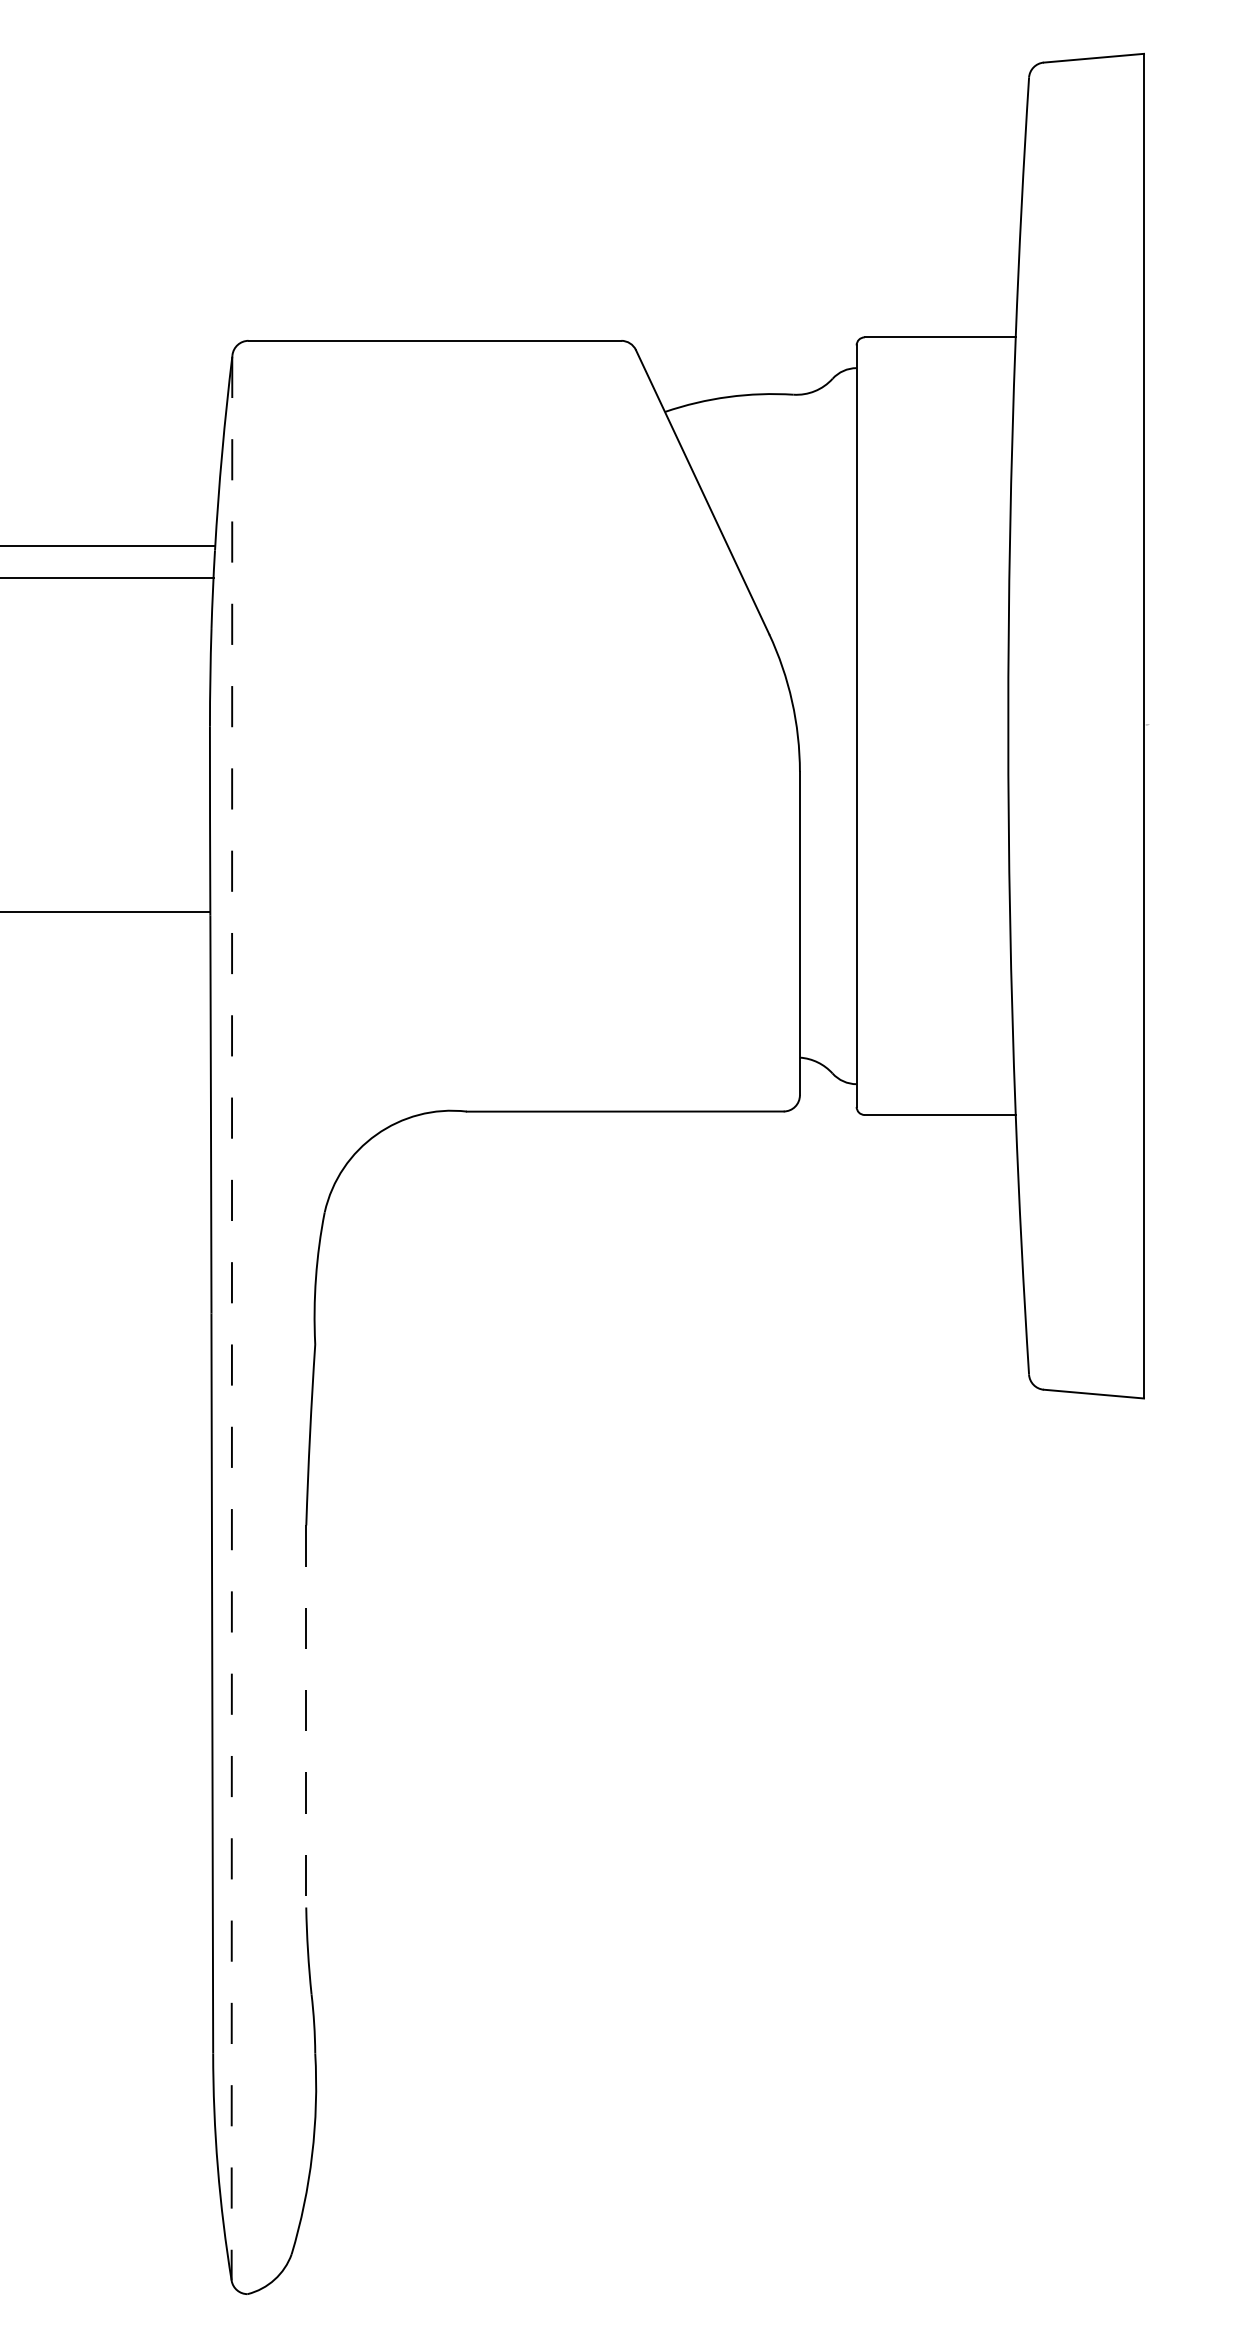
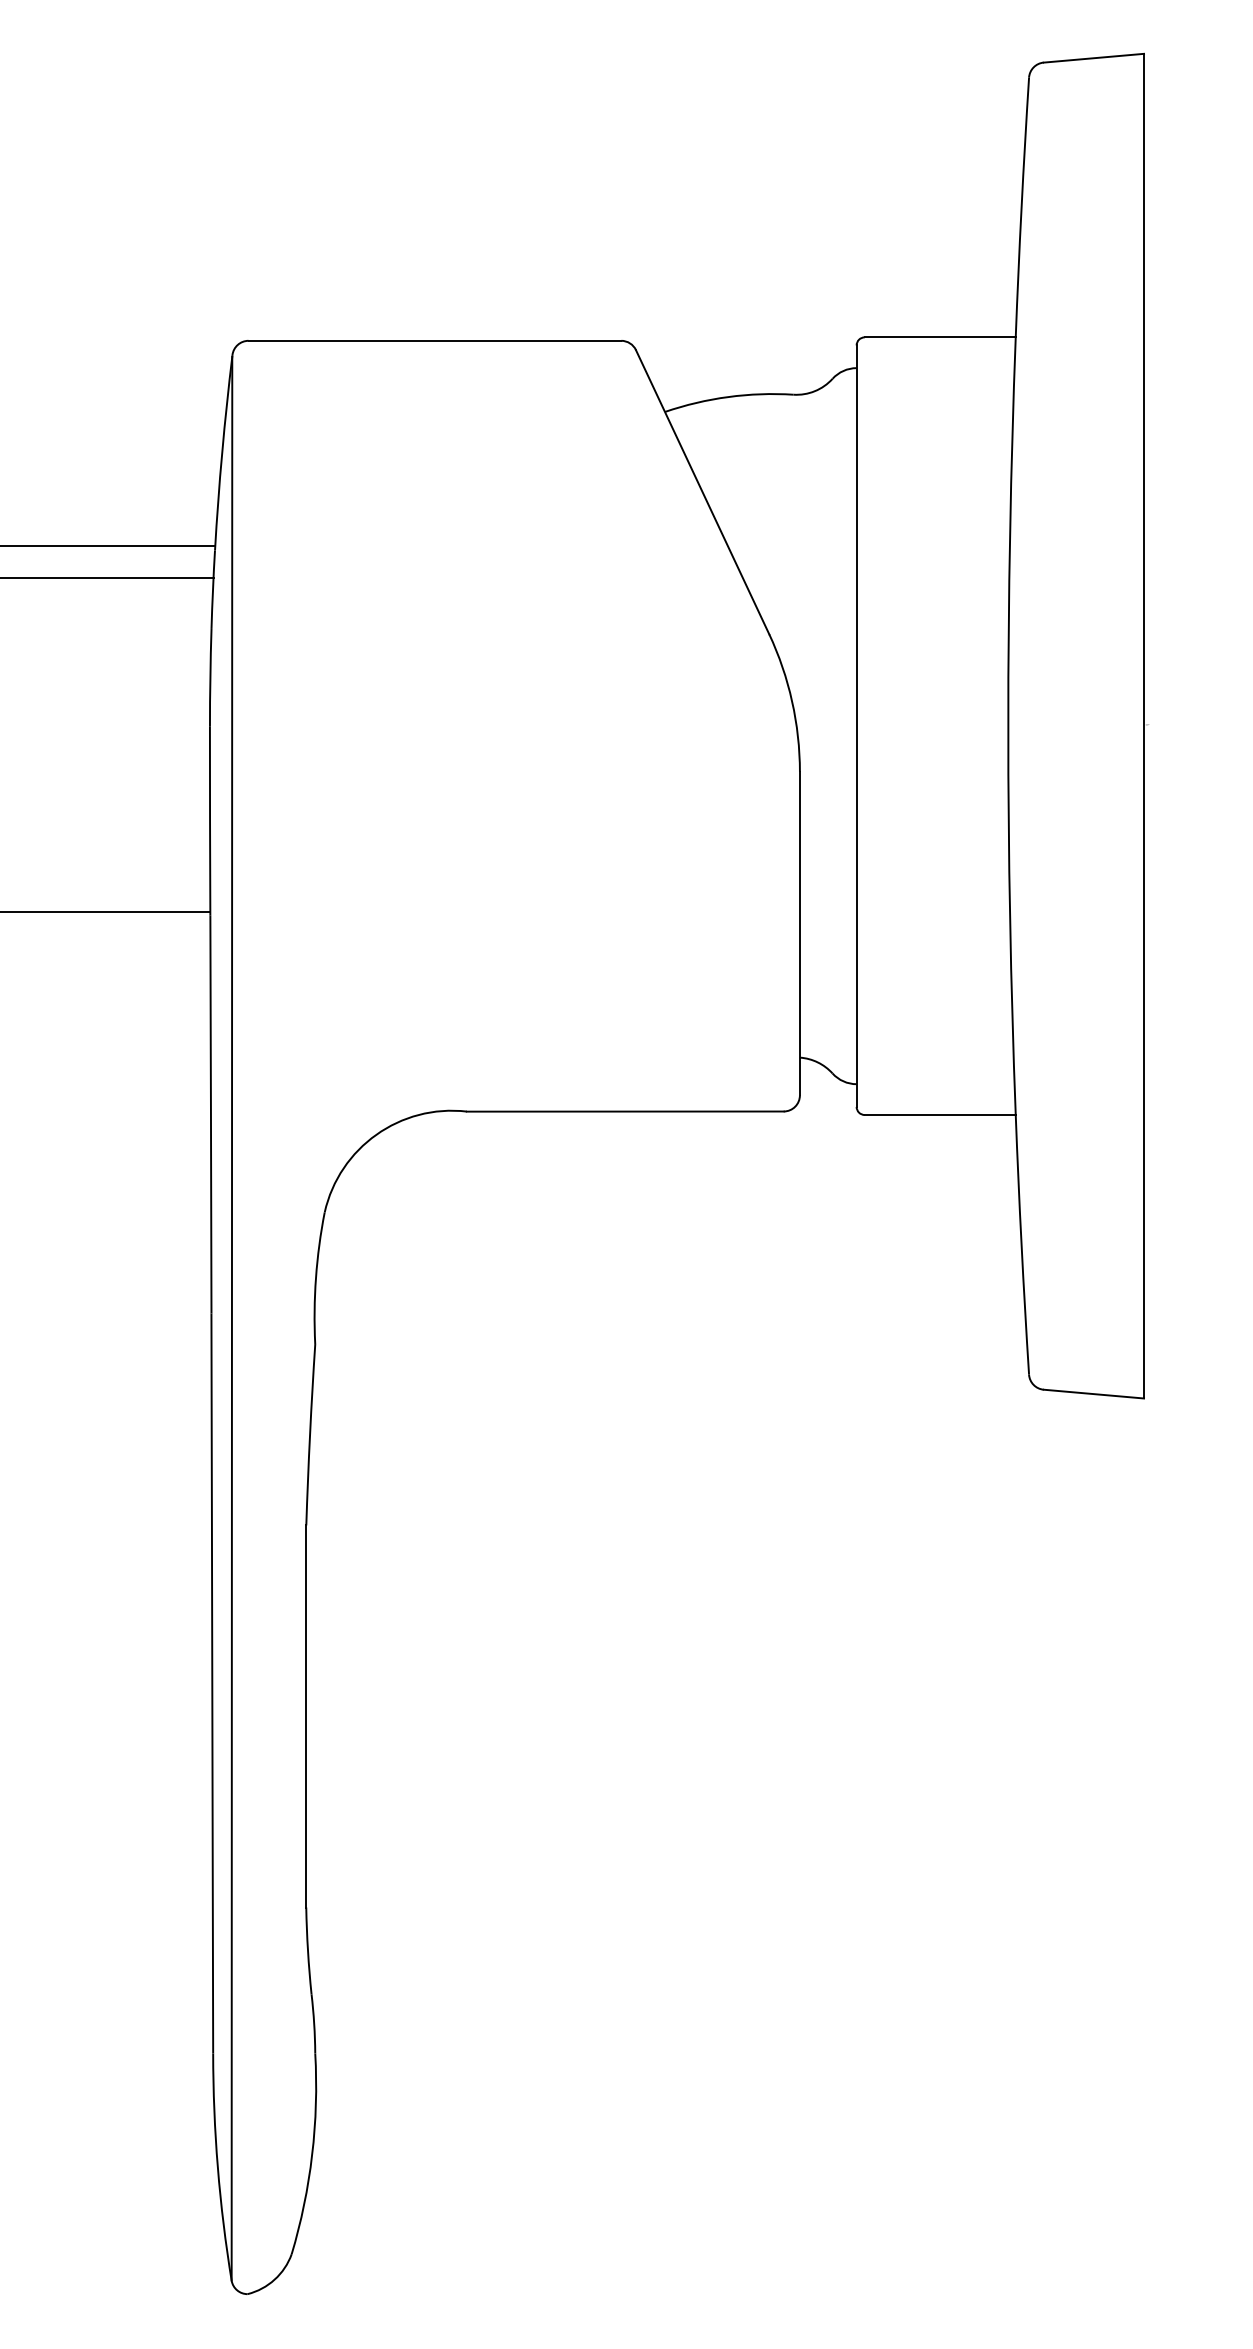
line: dashed -> solid (231, 1318)
line: dashed -> solid (306, 1717)
